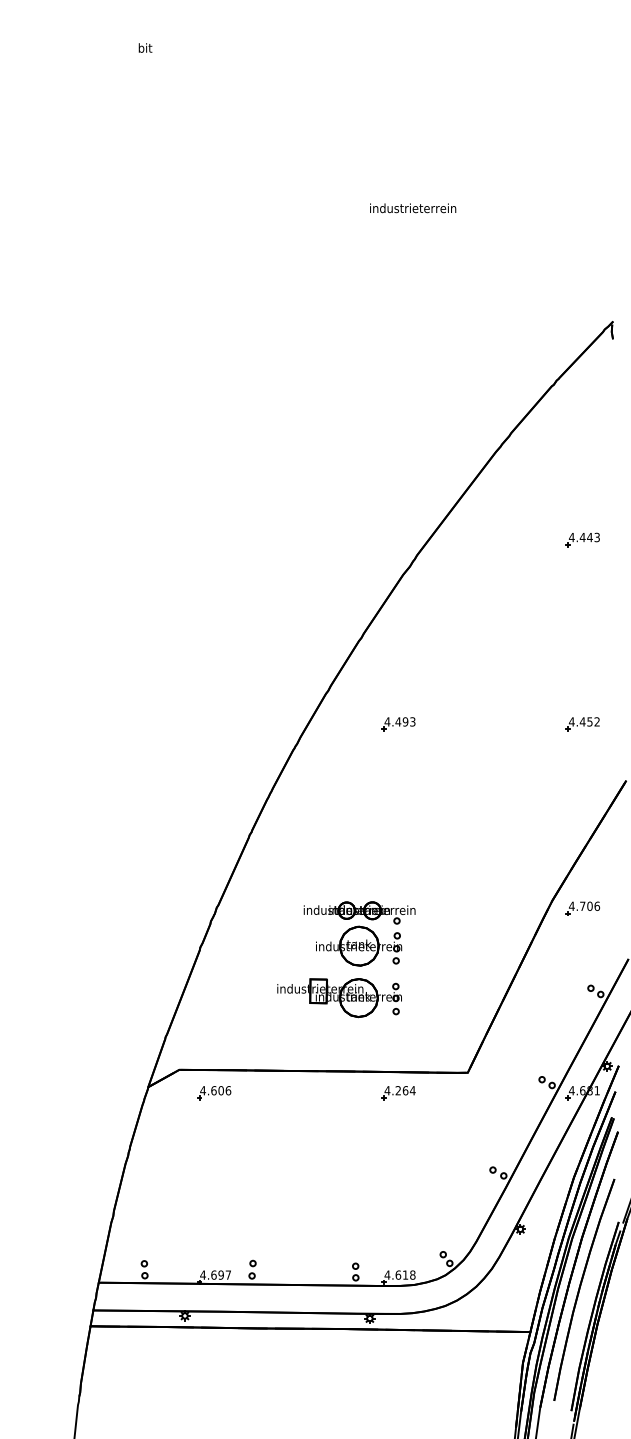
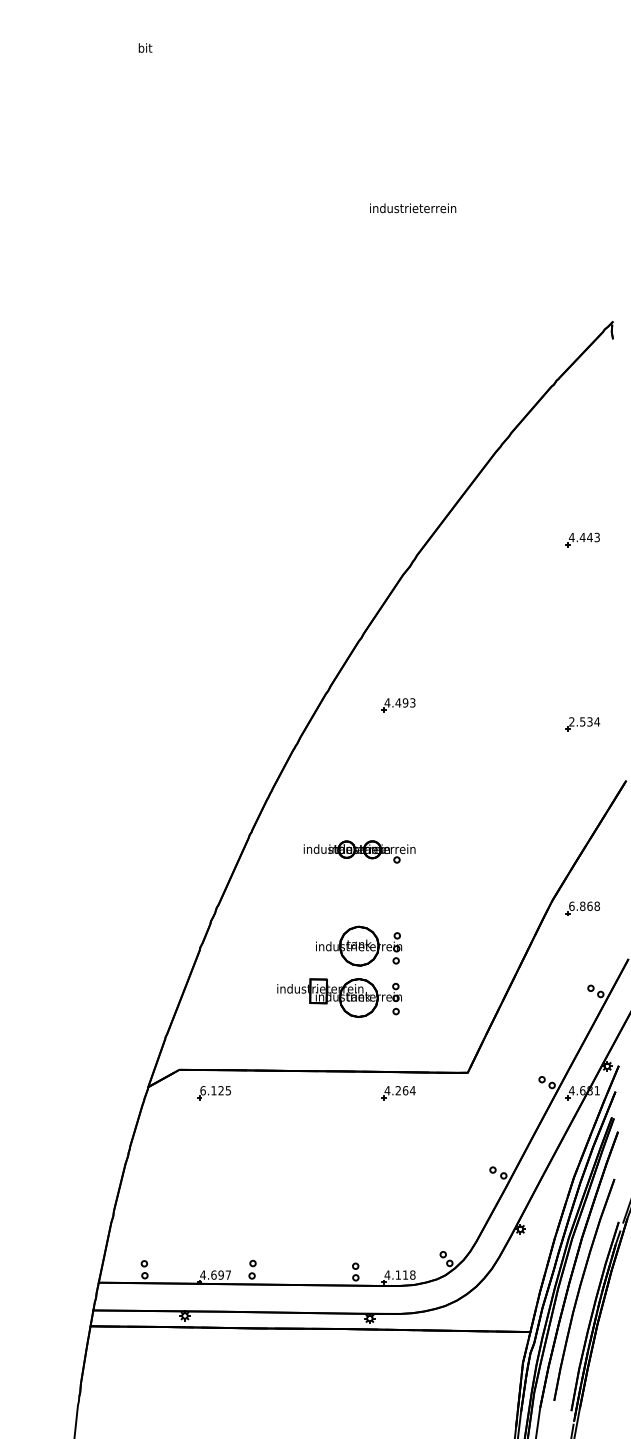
text: 4.452 -> 2.534 (584, 721)
part position: (398, 724) -> (398, 705) (398, 705)
text: 4.706 -> 6.868 (584, 905)
part position: (359, 912) -> (359, 851) (359, 851)
text: 4.606 -> 6.125 (215, 1090)
text: 4.618 -> 4.118 (398, 1274)
